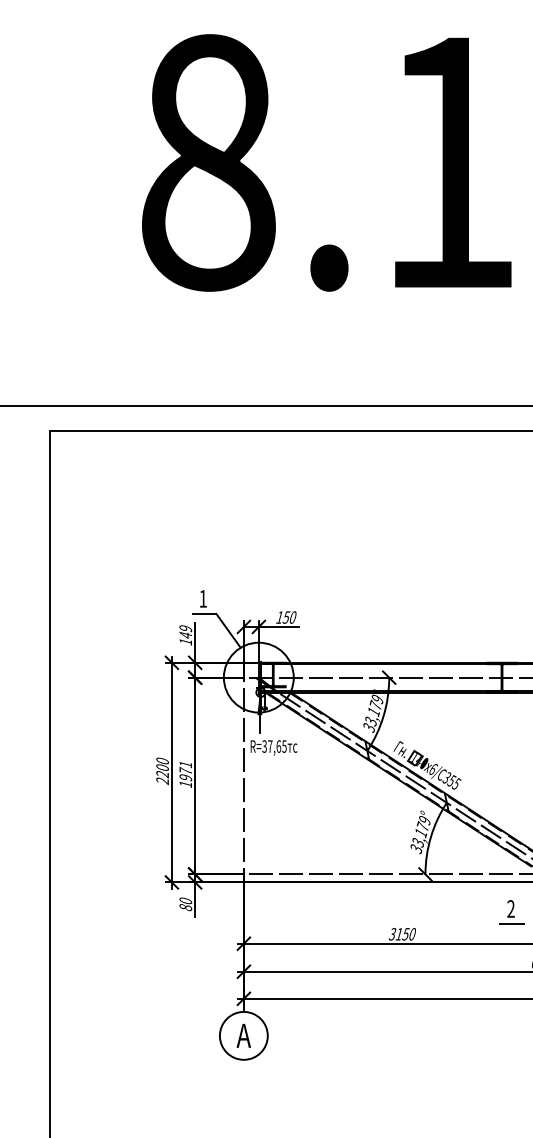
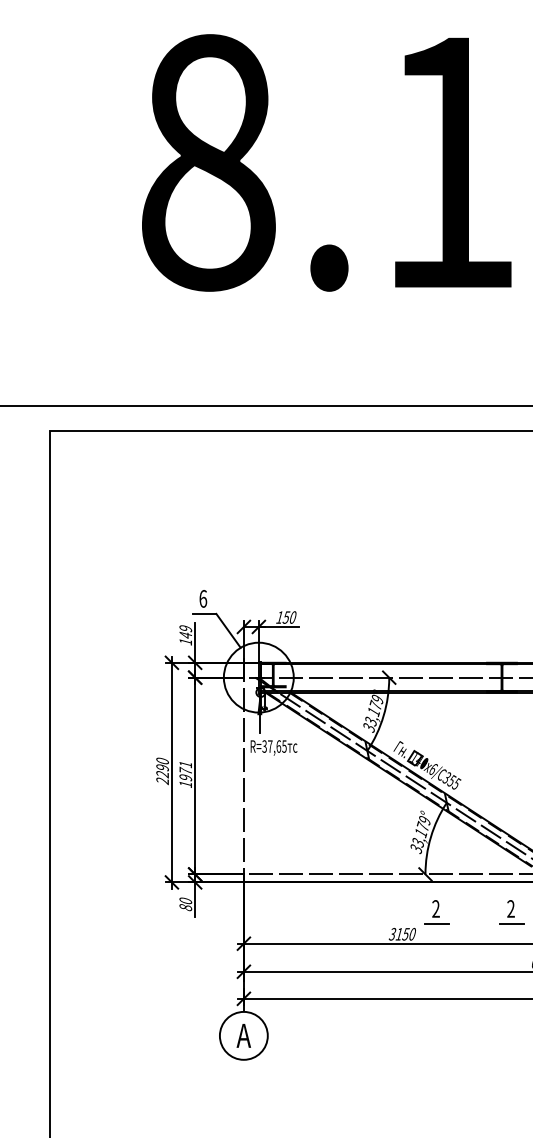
text: 1 -> 6 (203, 598)
text: 2200 -> 2290 (162, 767)
part: none -> present (436, 912)
